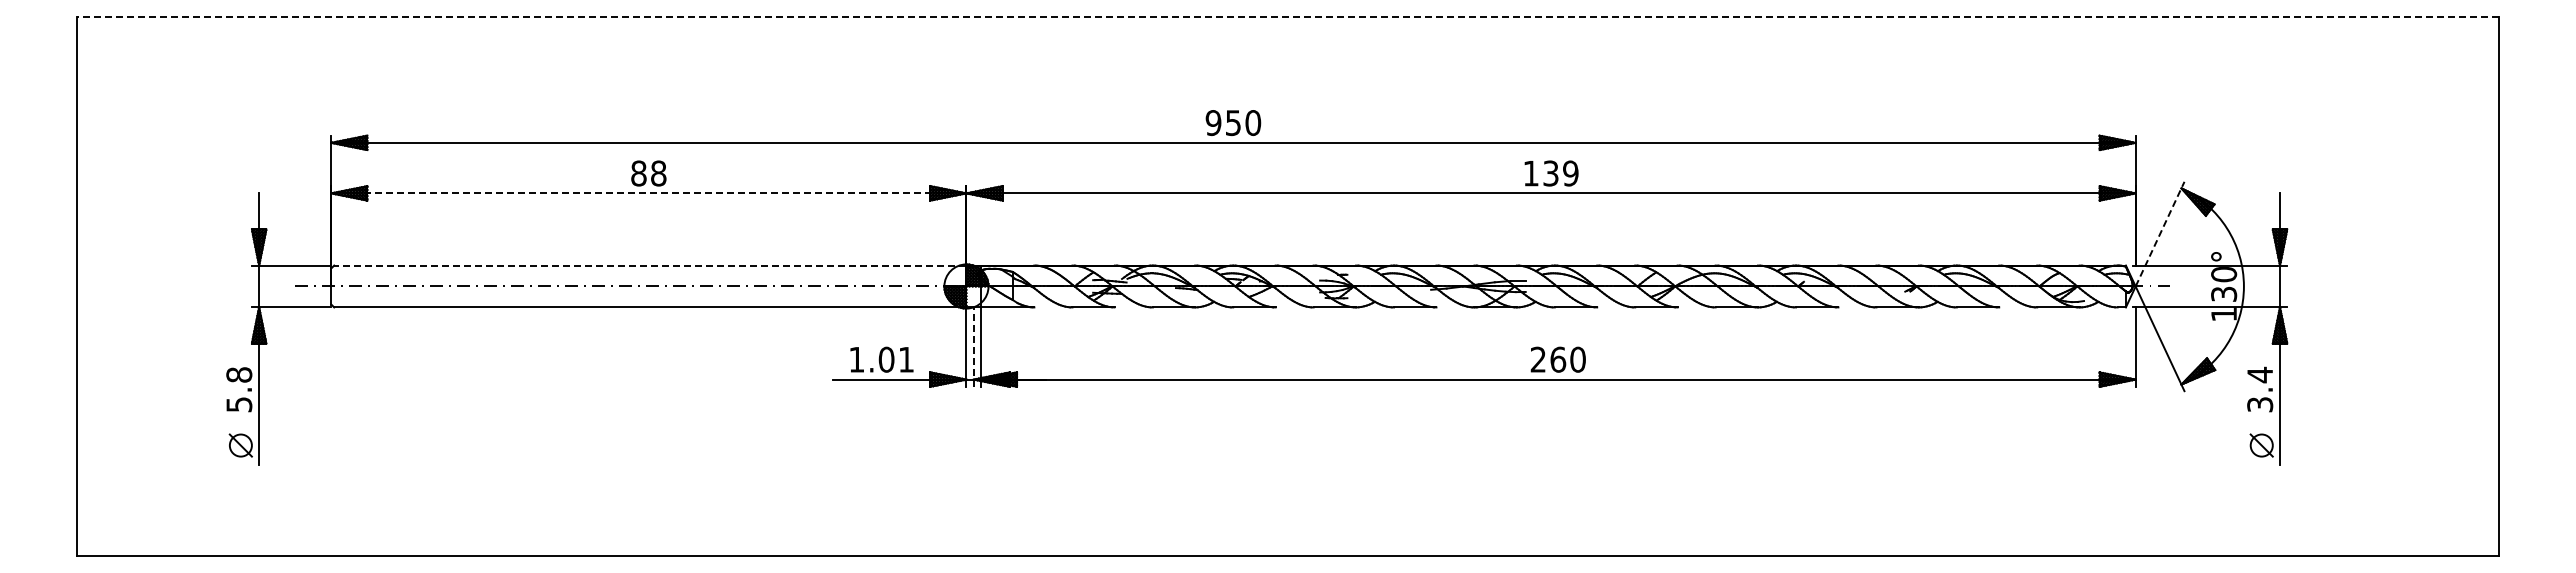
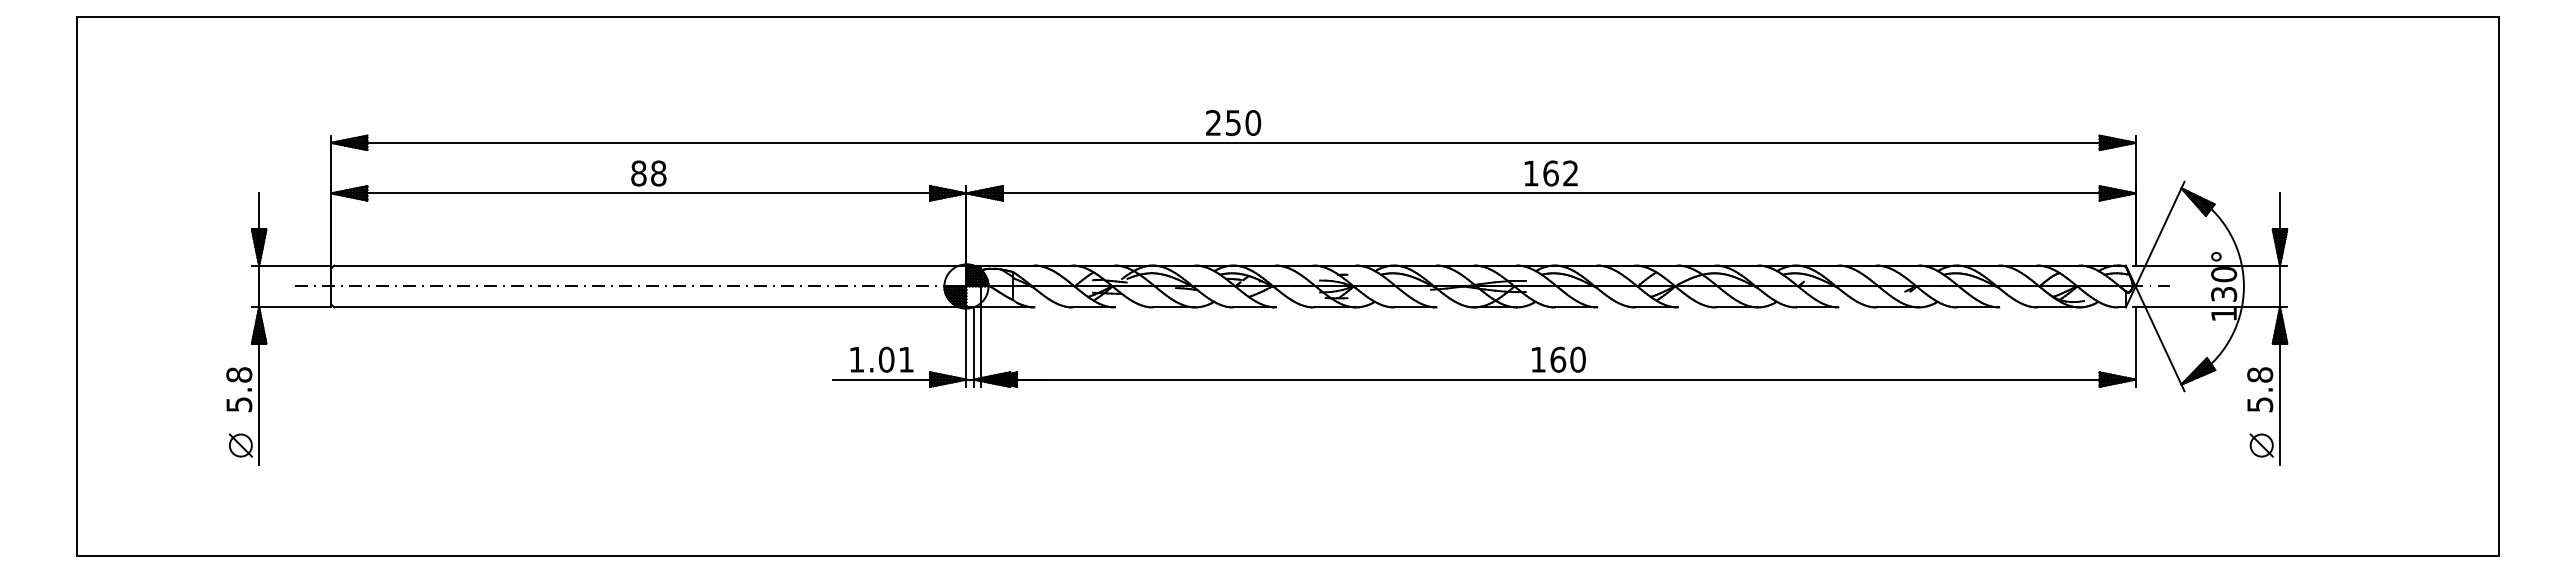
line: dashed -> solid (1288, 17)
text: 950 -> 250 (1213, 123)
text: 139 -> 162 (1560, 173)
line: dashed -> solid (648, 193)
line: dashed -> solid (2160, 234)
line: dashed -> solid (649, 265)
line: dashed -> solid (973, 347)
text: 260 -> 160 (1537, 359)
text: 3.4 -> 5.8 (2260, 388)
